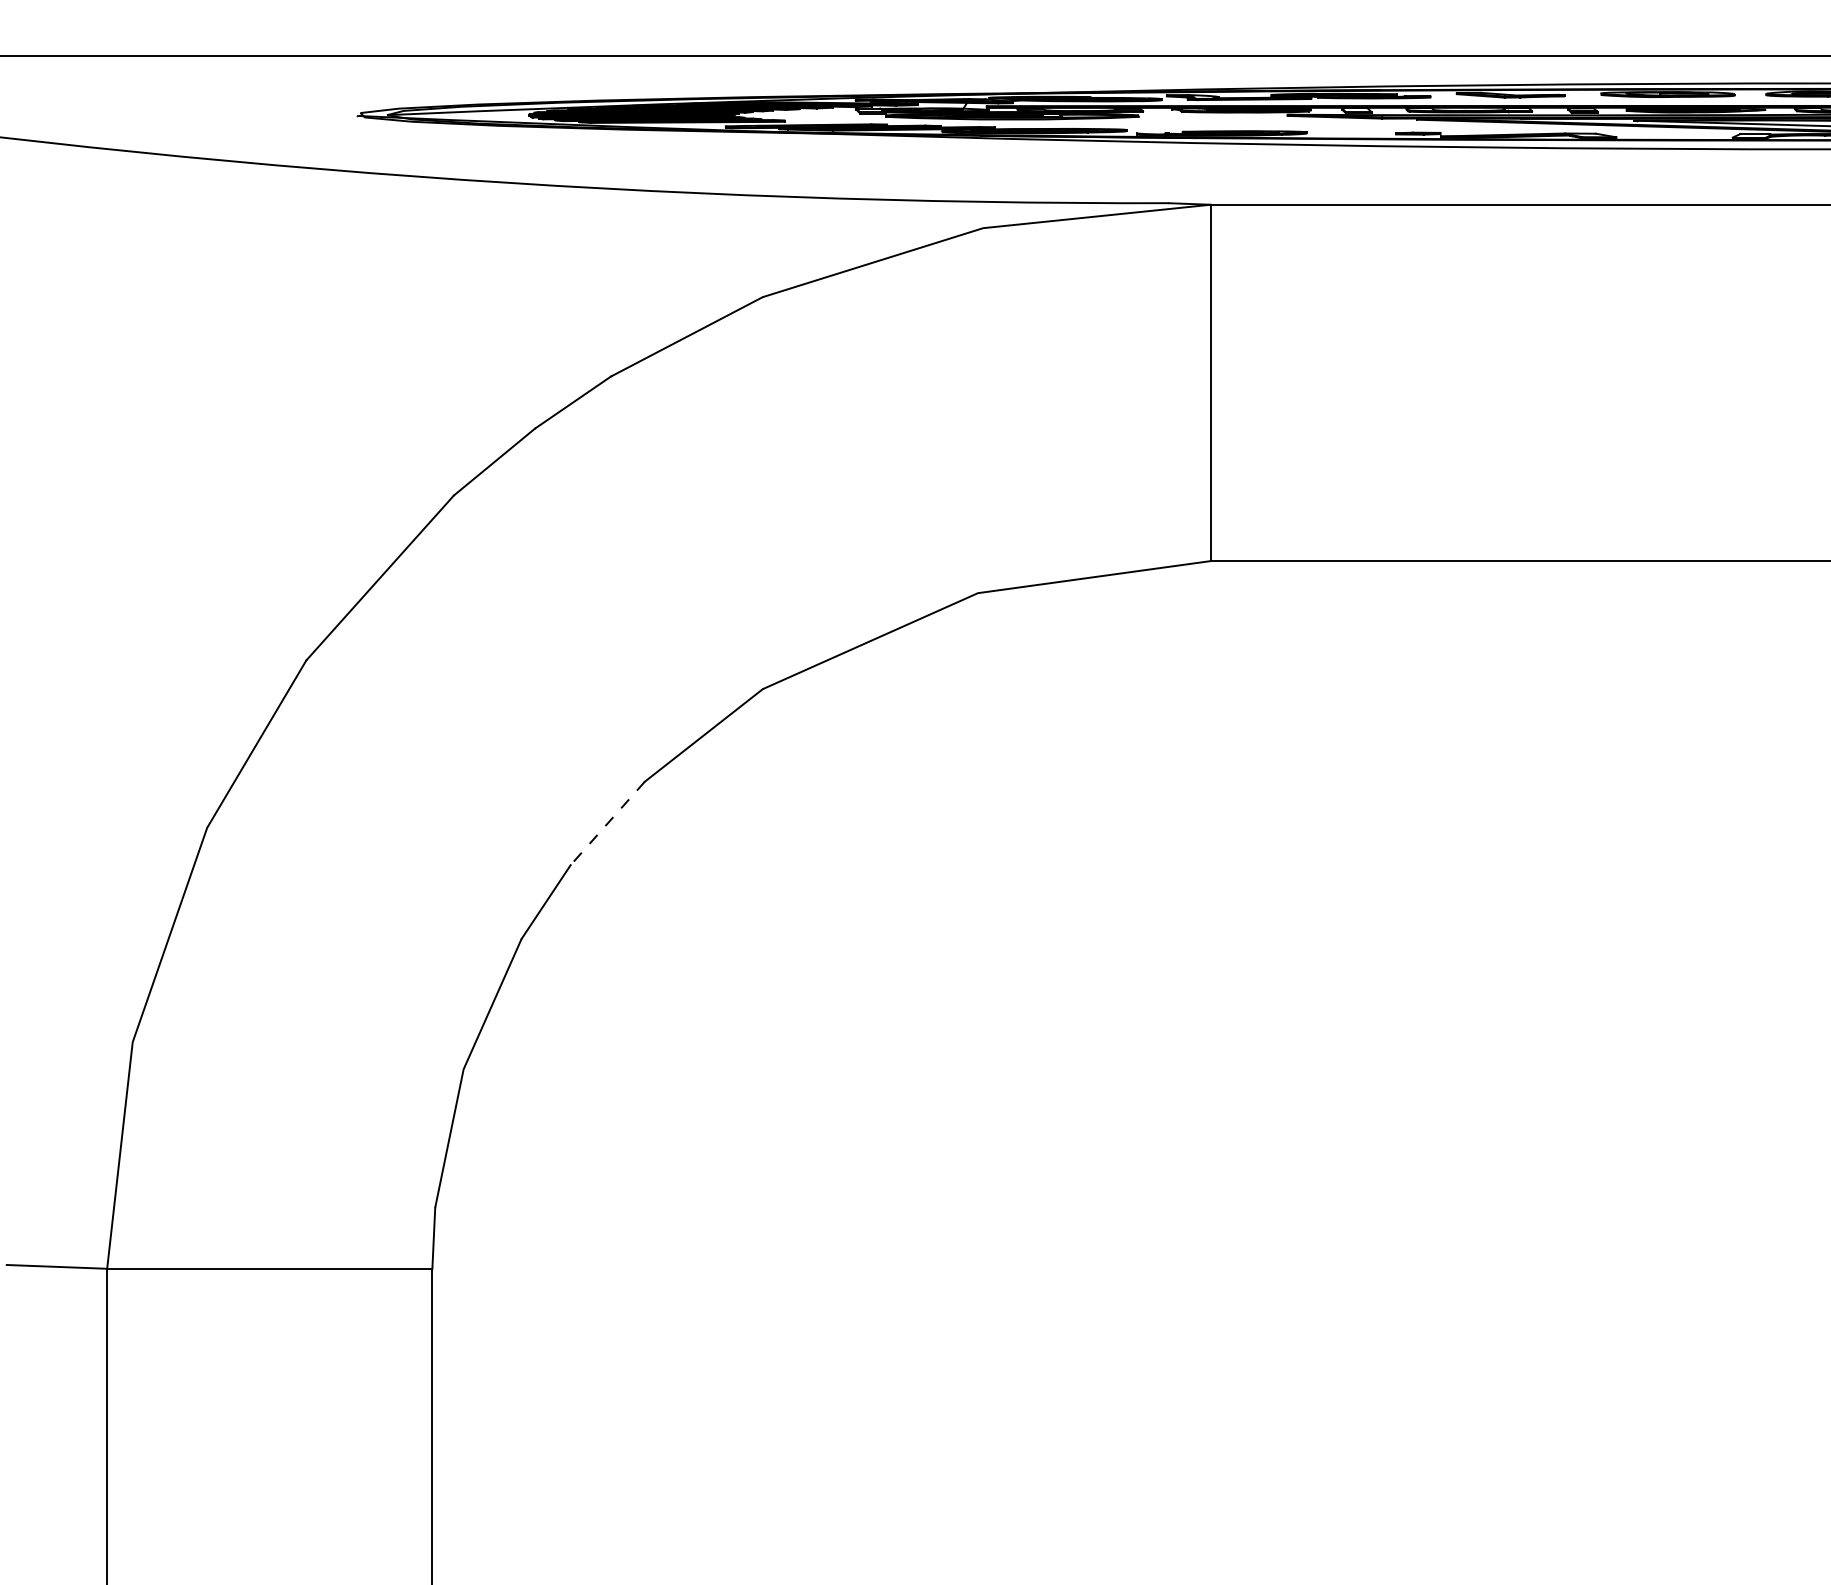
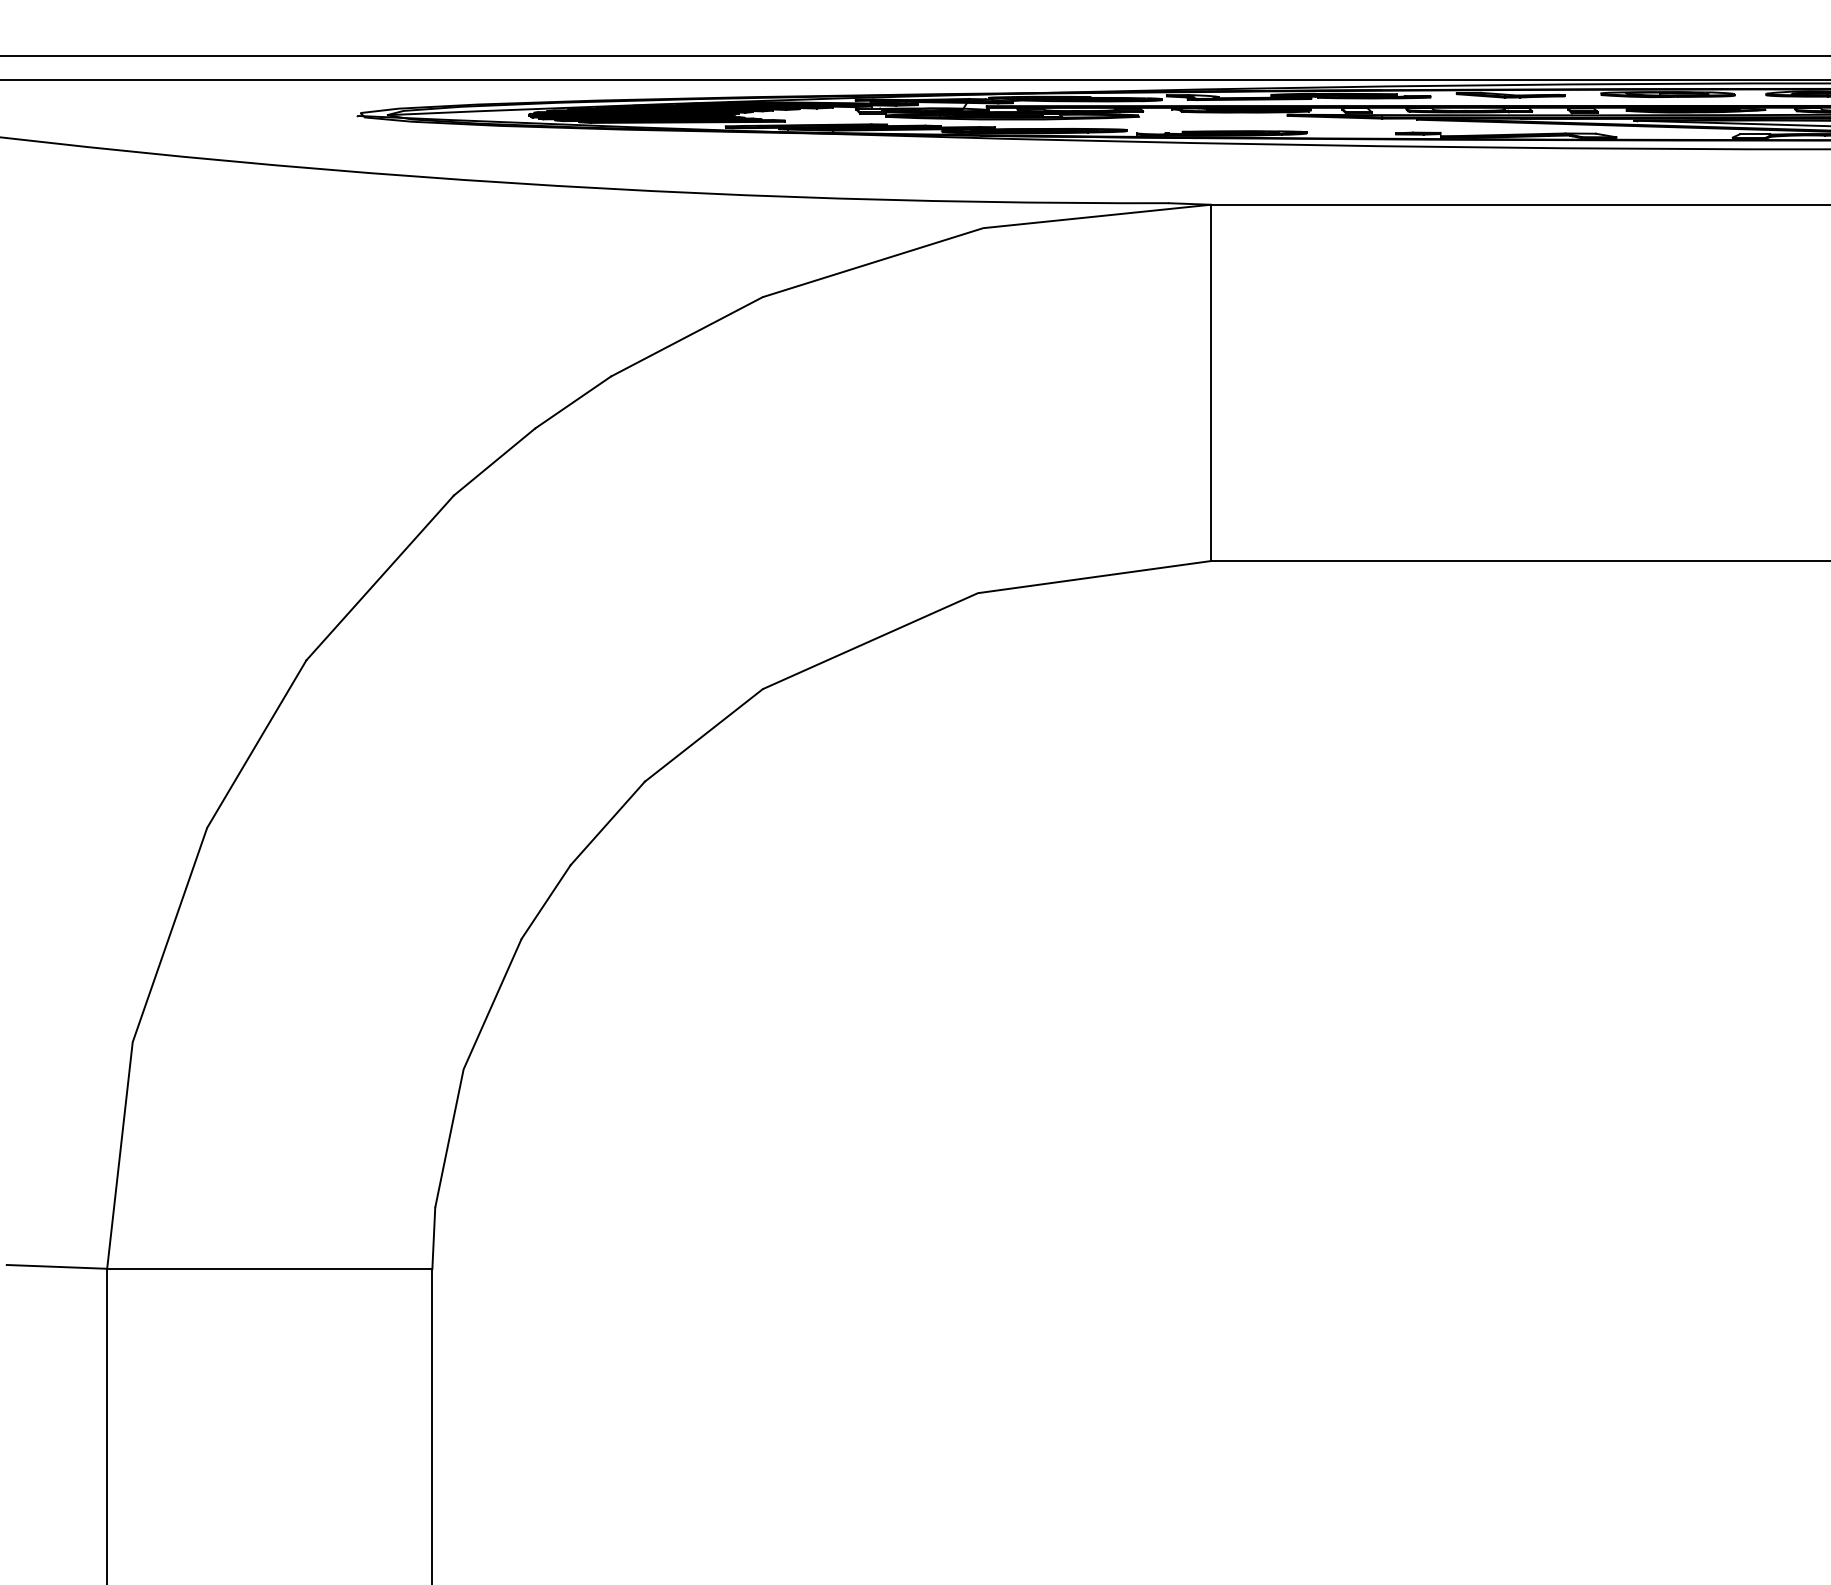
line: none -> present (914, 80)
line: dashed -> solid (607, 823)
